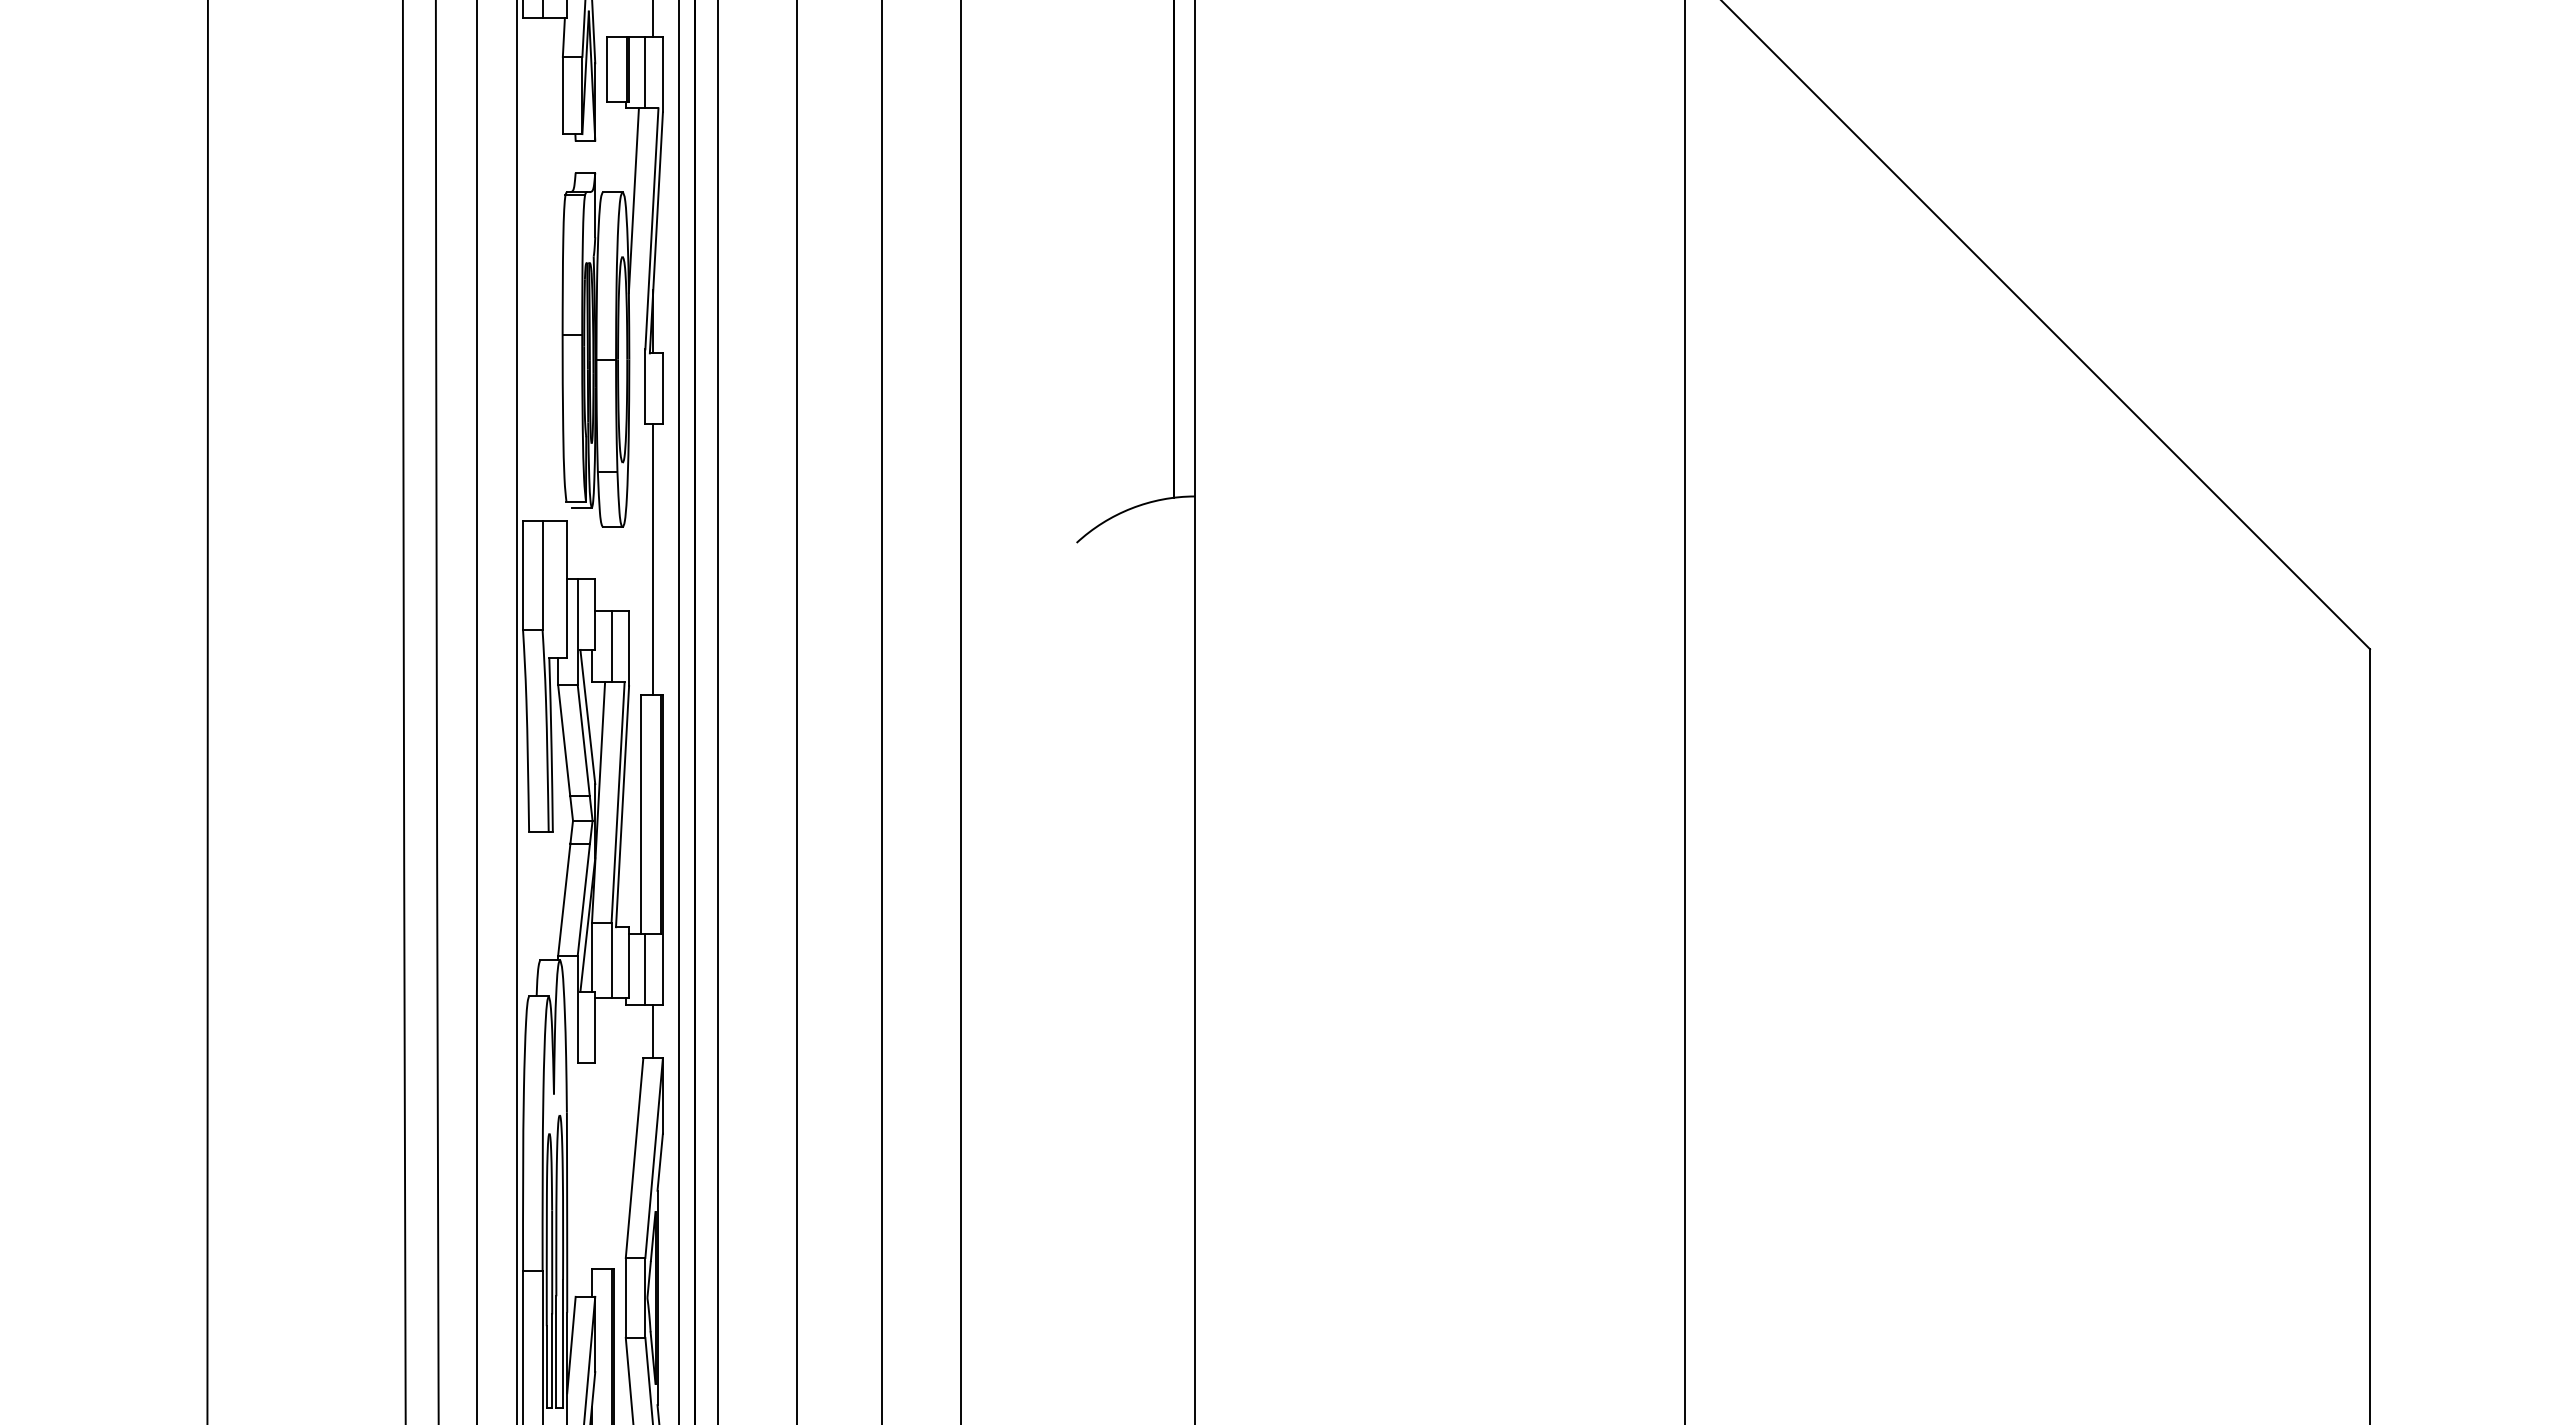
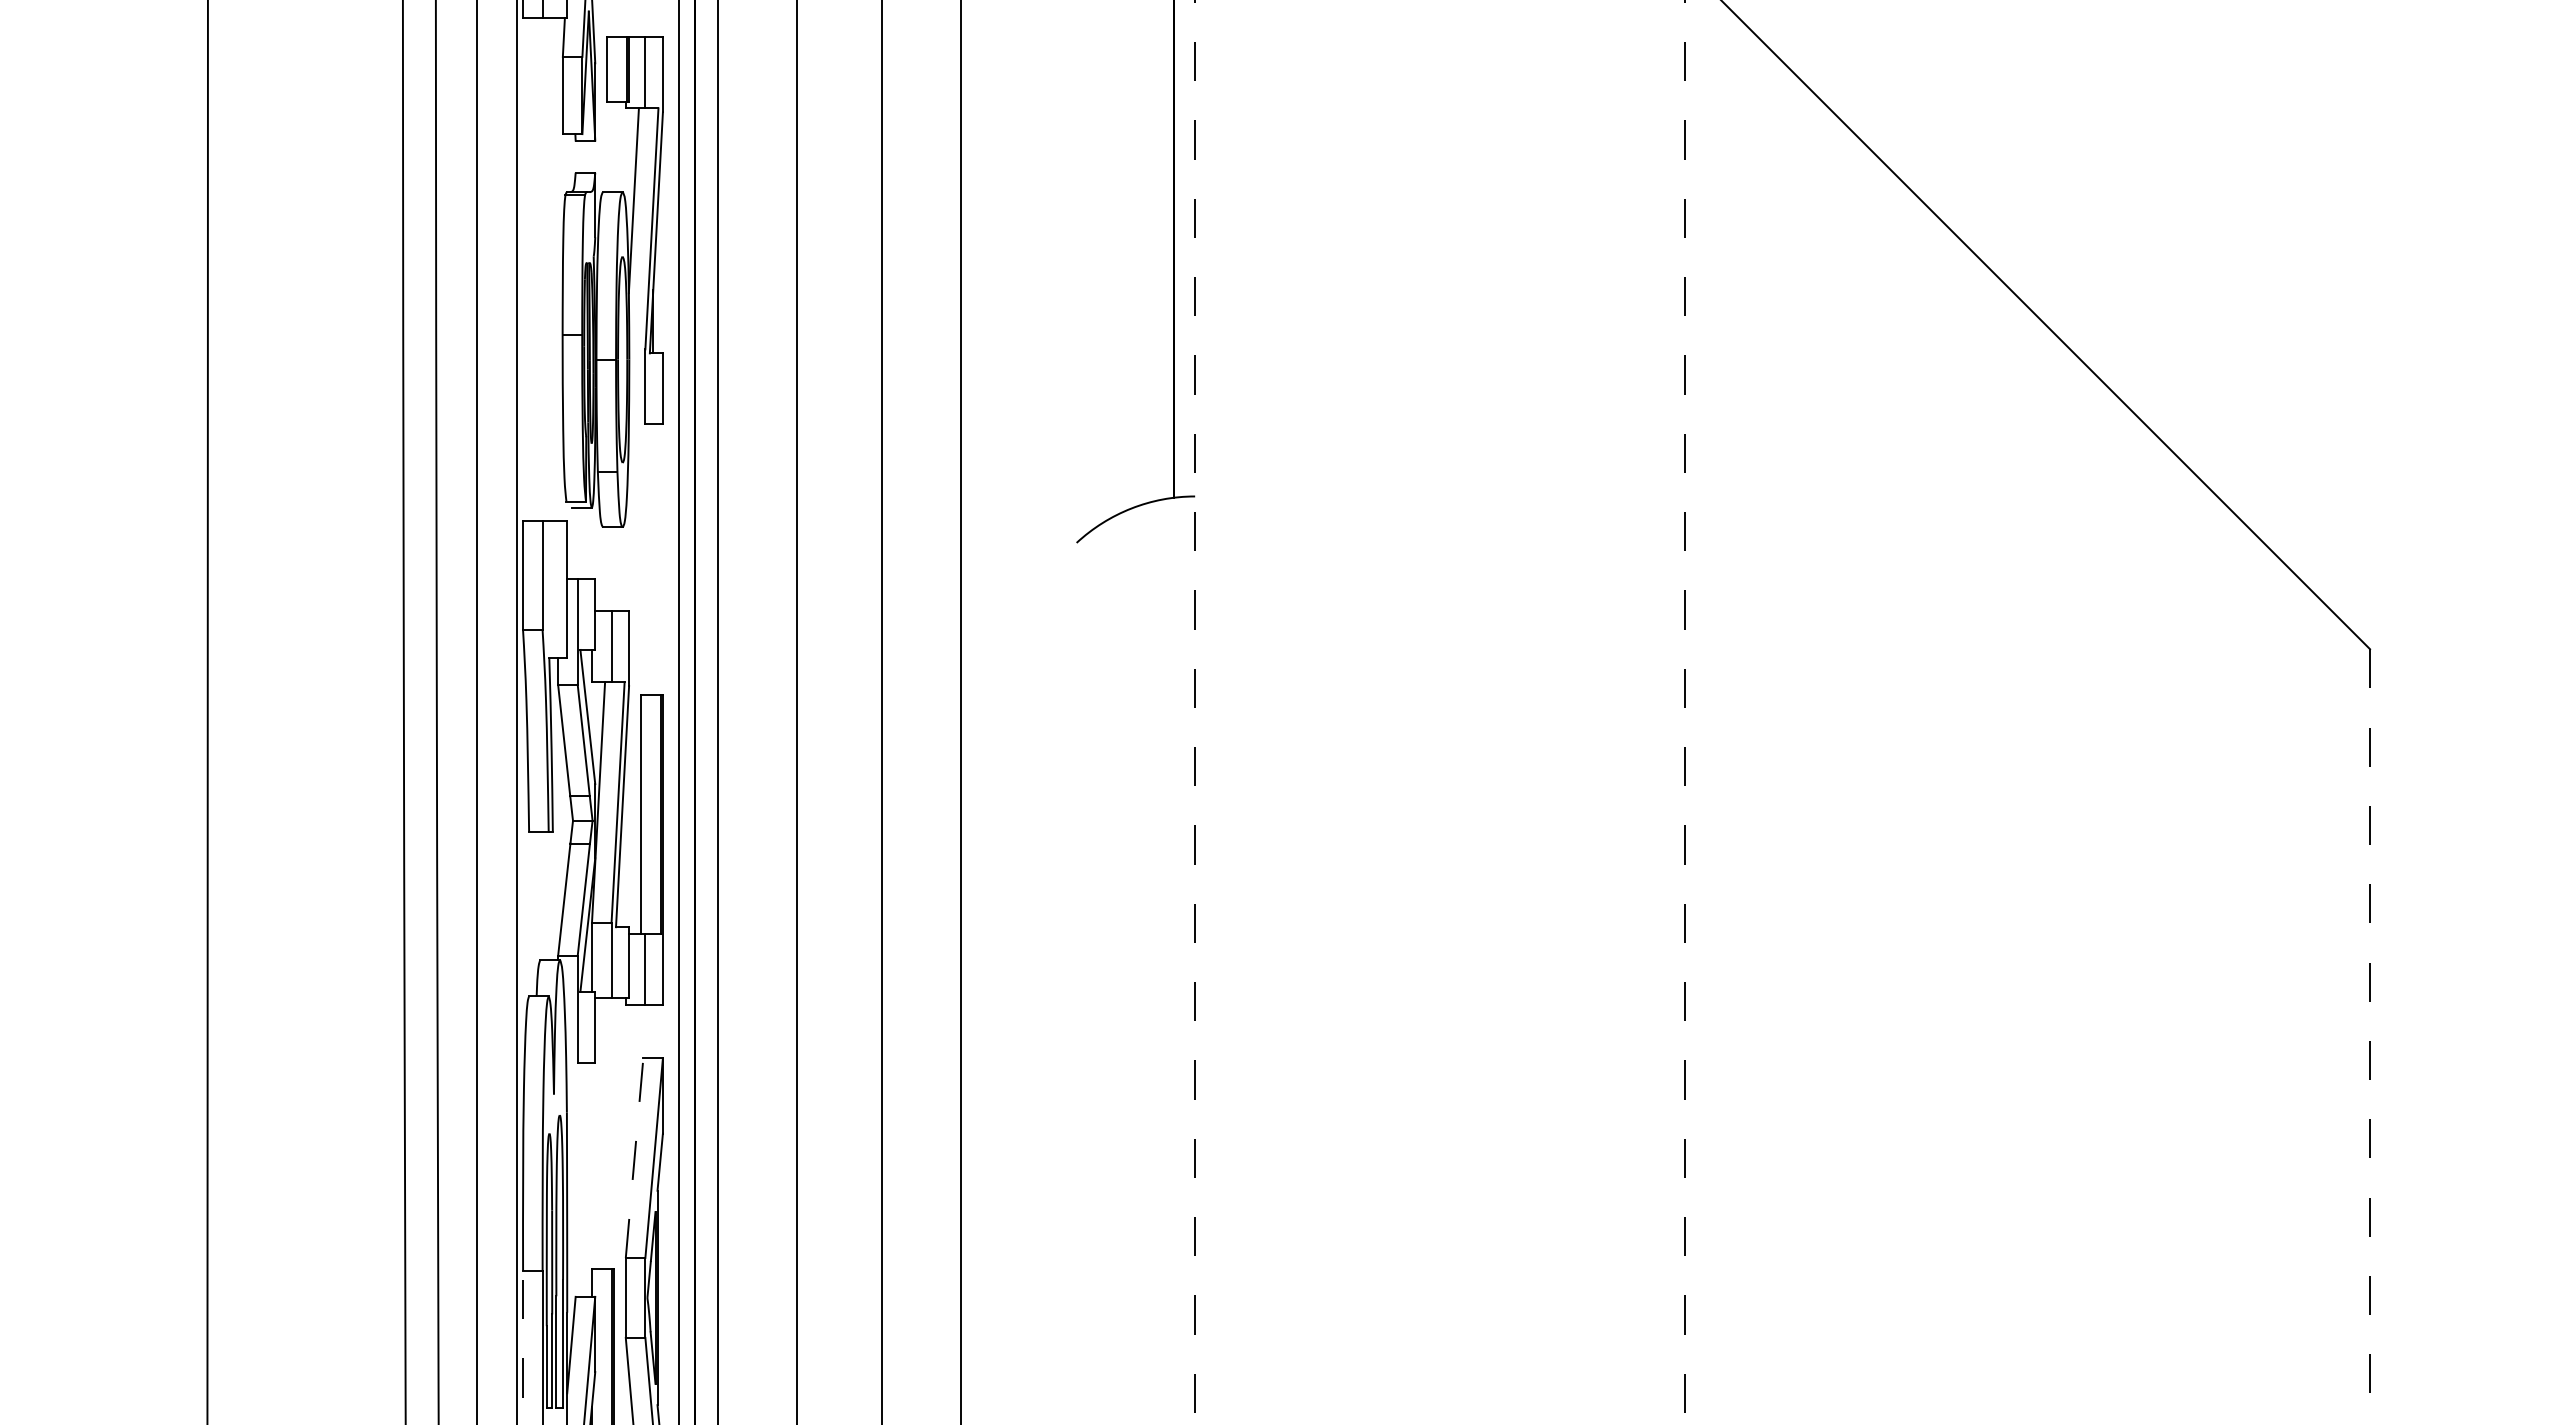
line: present -> none (653, 19)
line: present -> none (653, 559)
line: solid -> dashed (1195, 712)
line: solid -> dashed (1684, 712)
line: present -> none (653, 1031)
line: solid -> dashed (2370, 1037)
line: solid -> dashed (634, 1157)
line: solid -> dashed (523, 1347)
